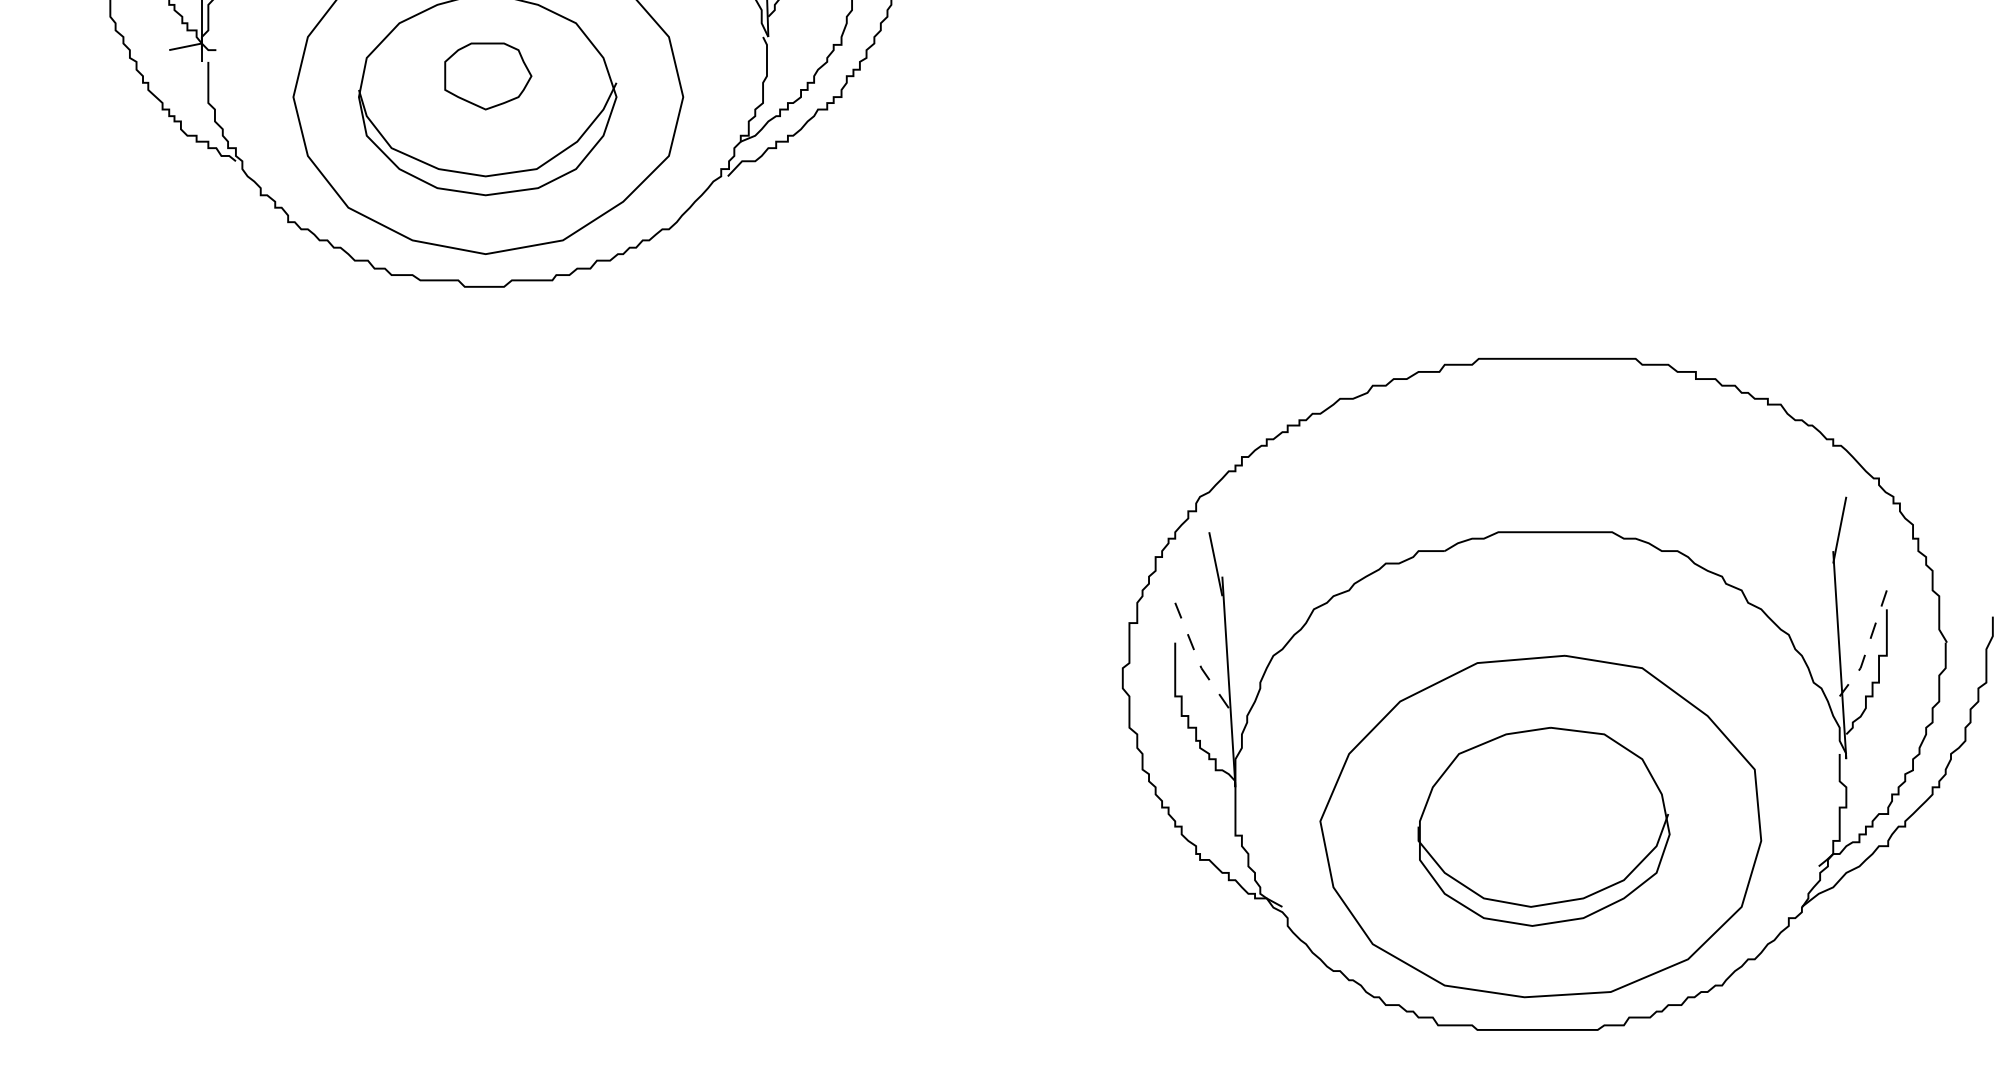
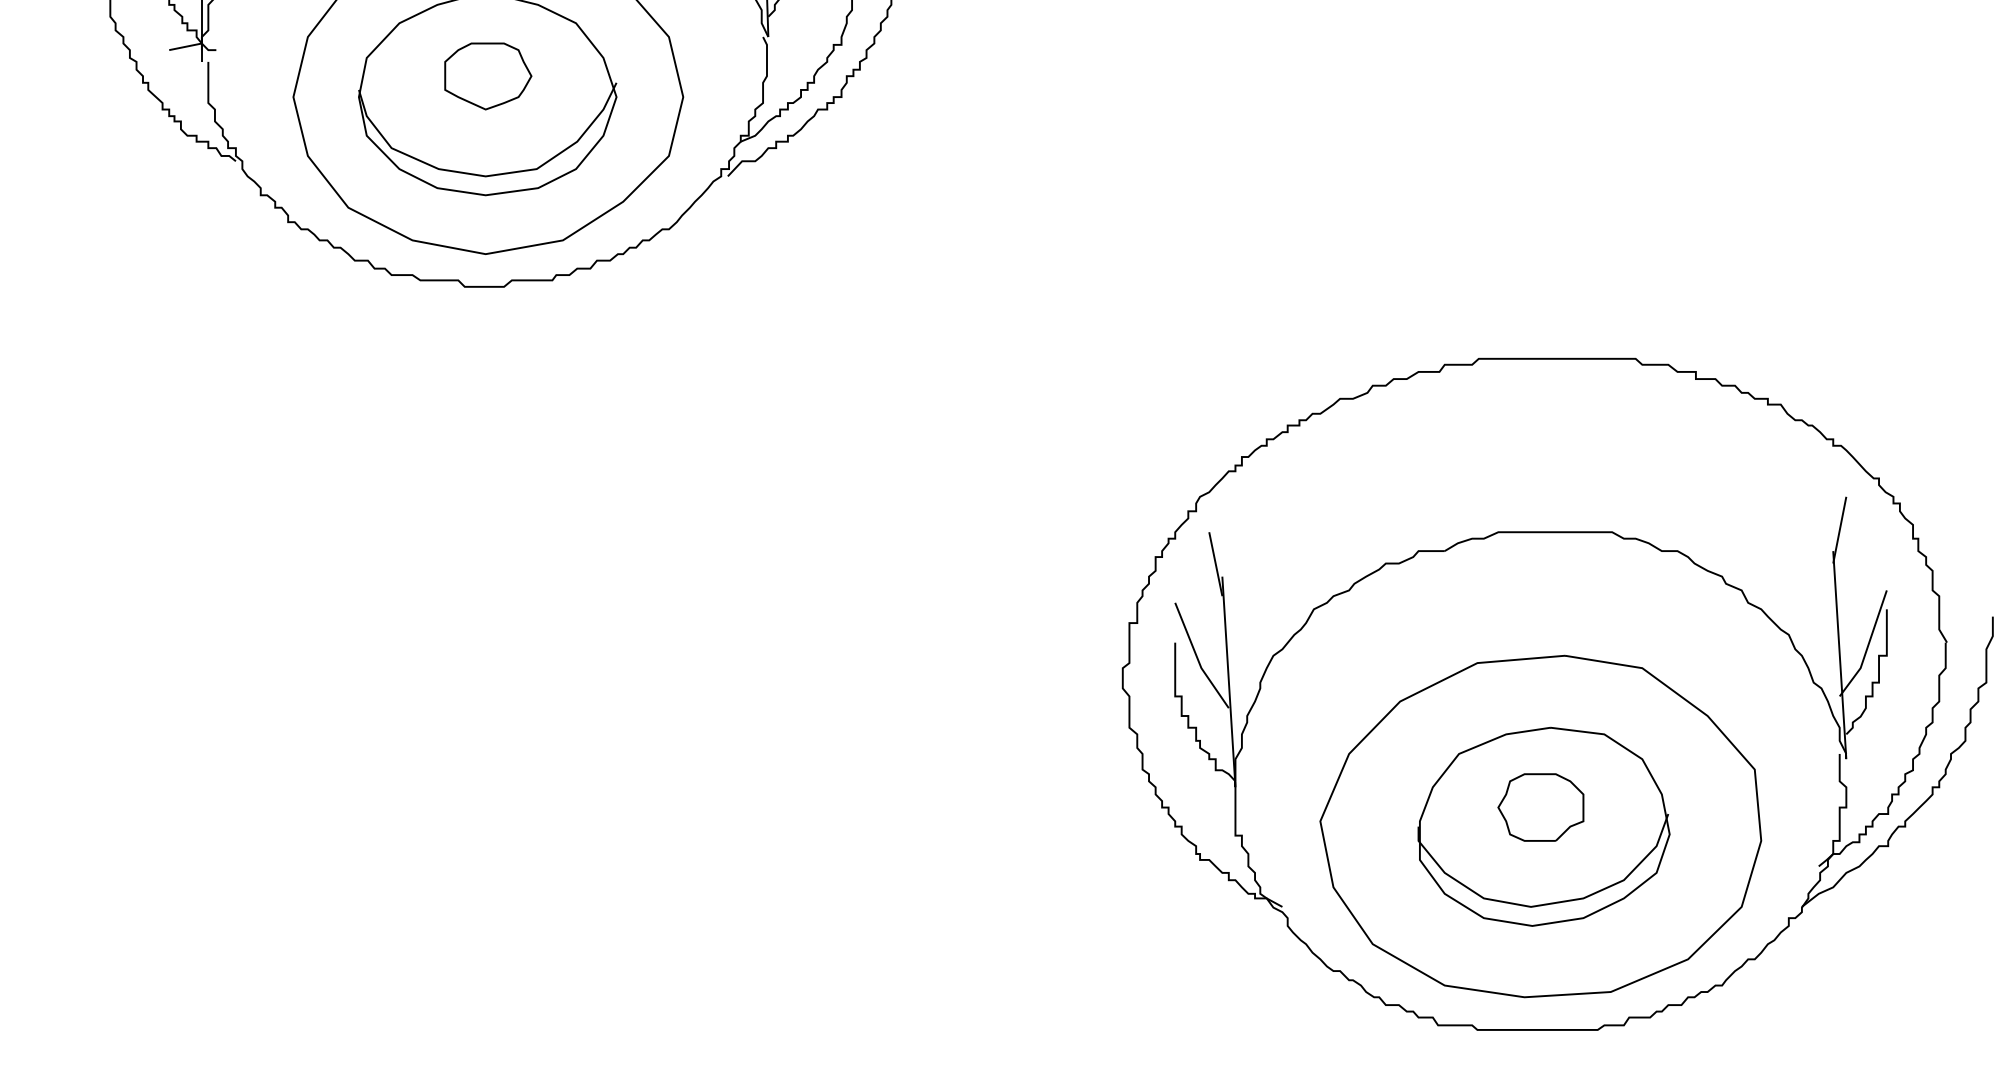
line: dashed -> solid (1867, 646)
line: dashed -> solid (1197, 658)
part: none -> present (1540, 807)
